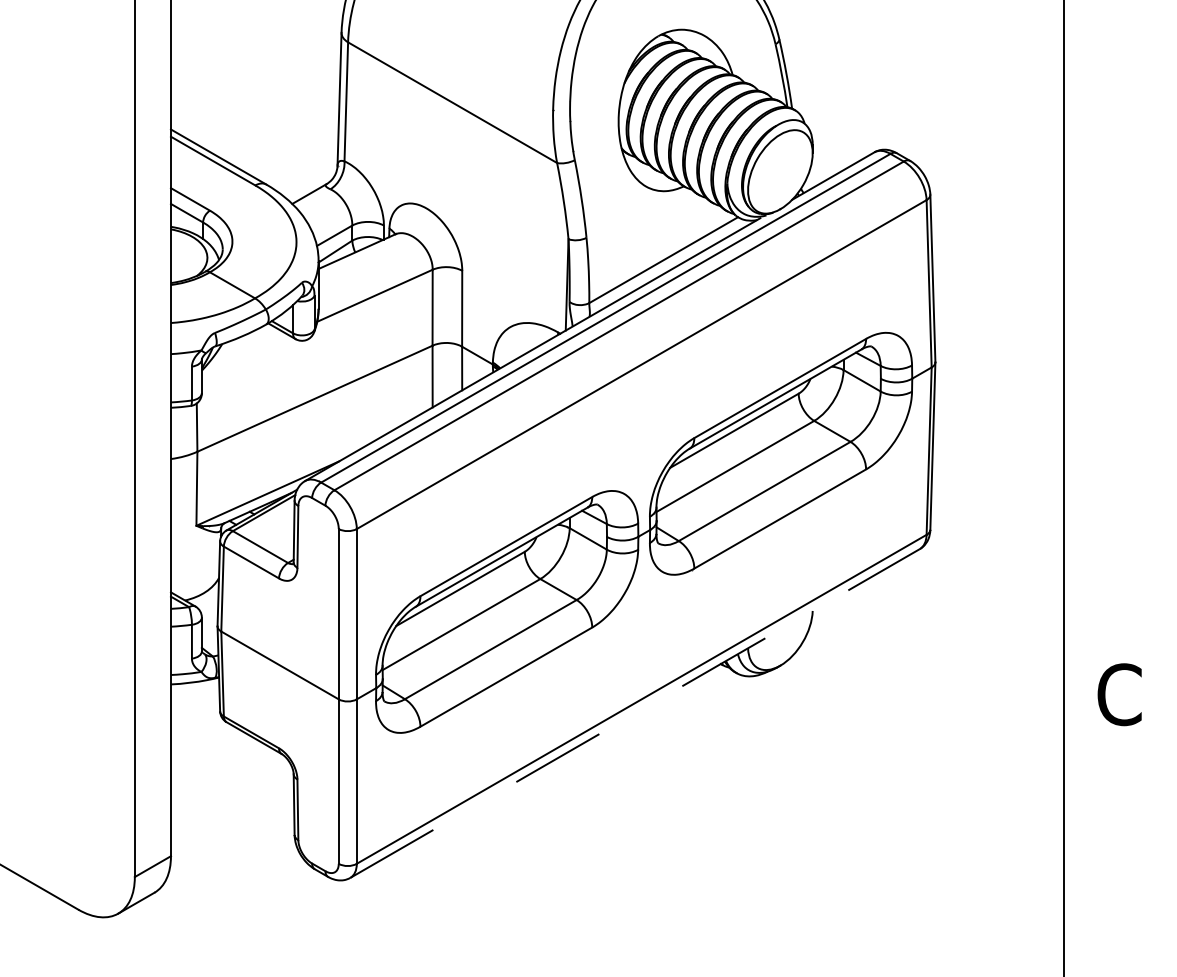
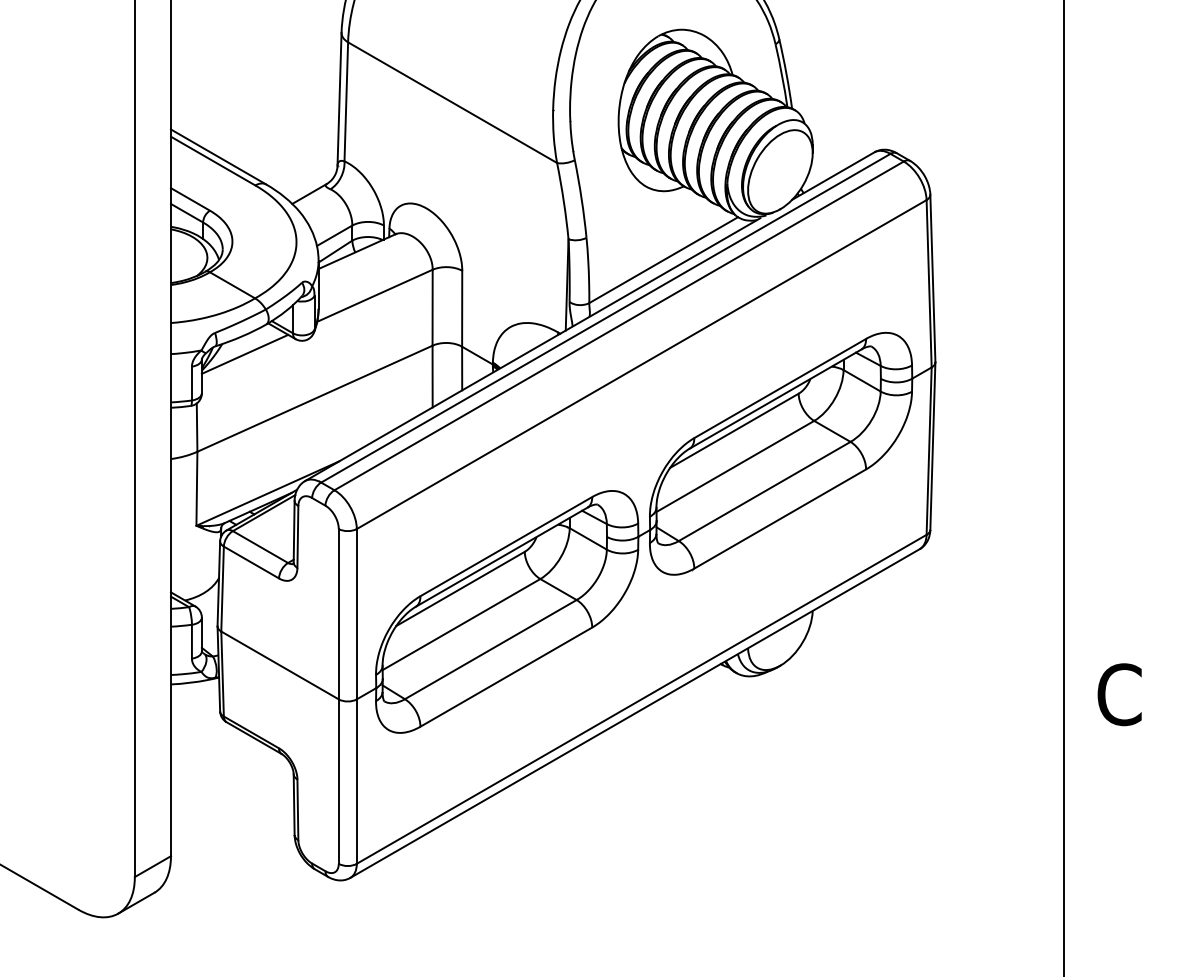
line: none -> present (244, 353)
line: dashed -> solid (635, 713)
